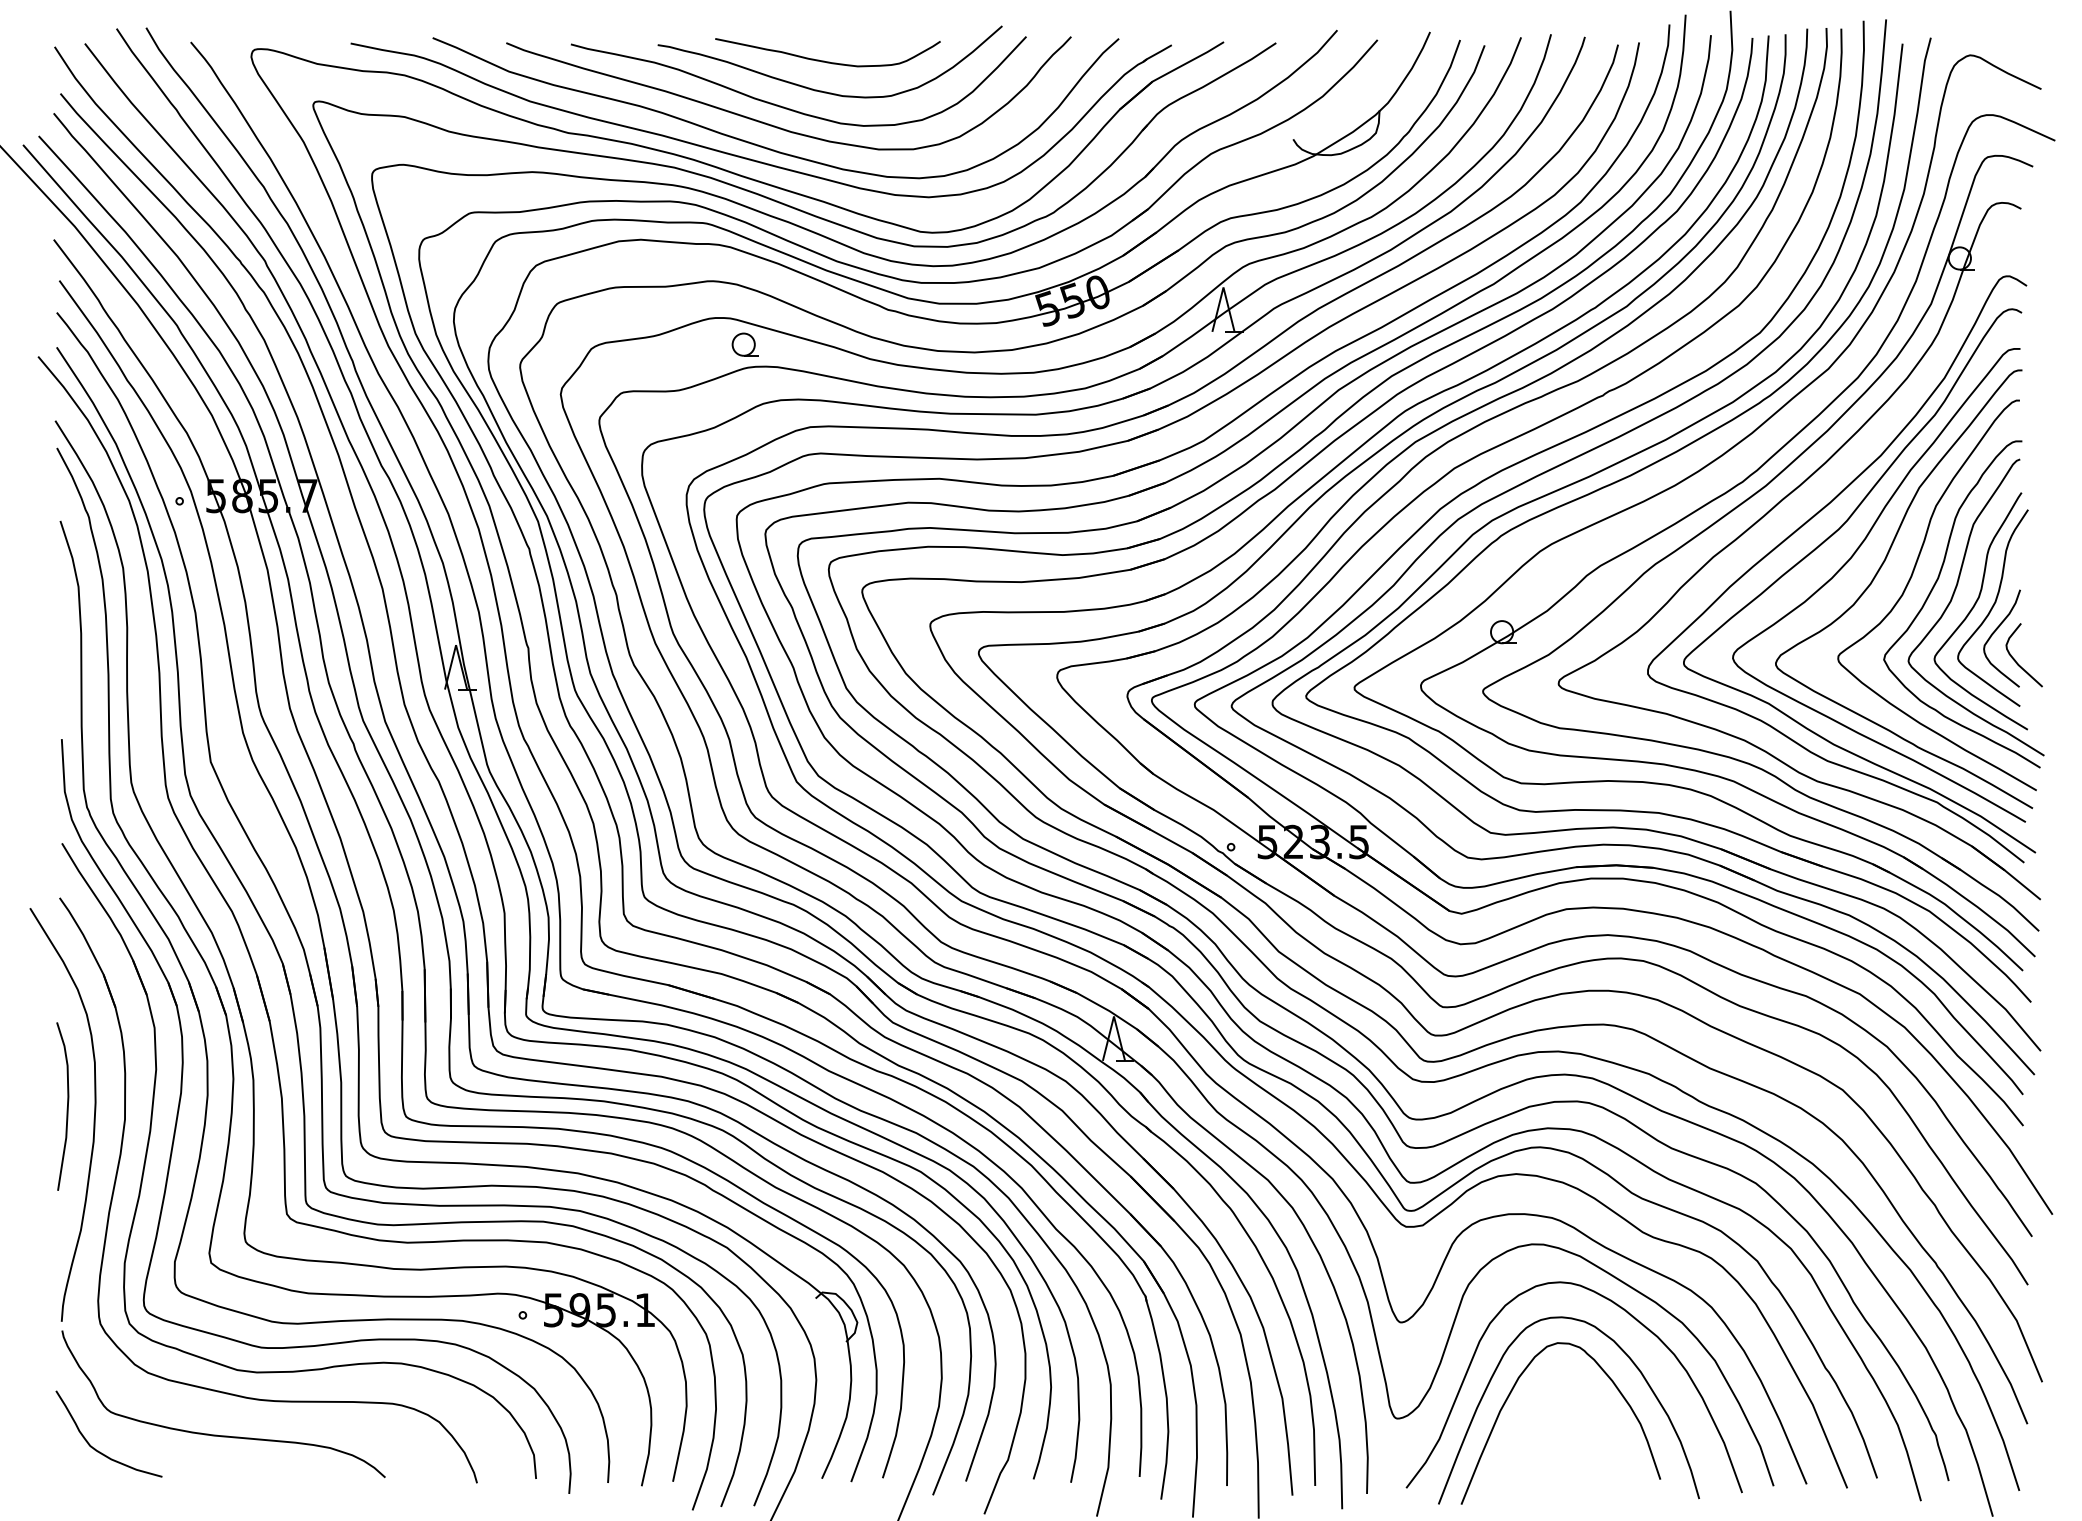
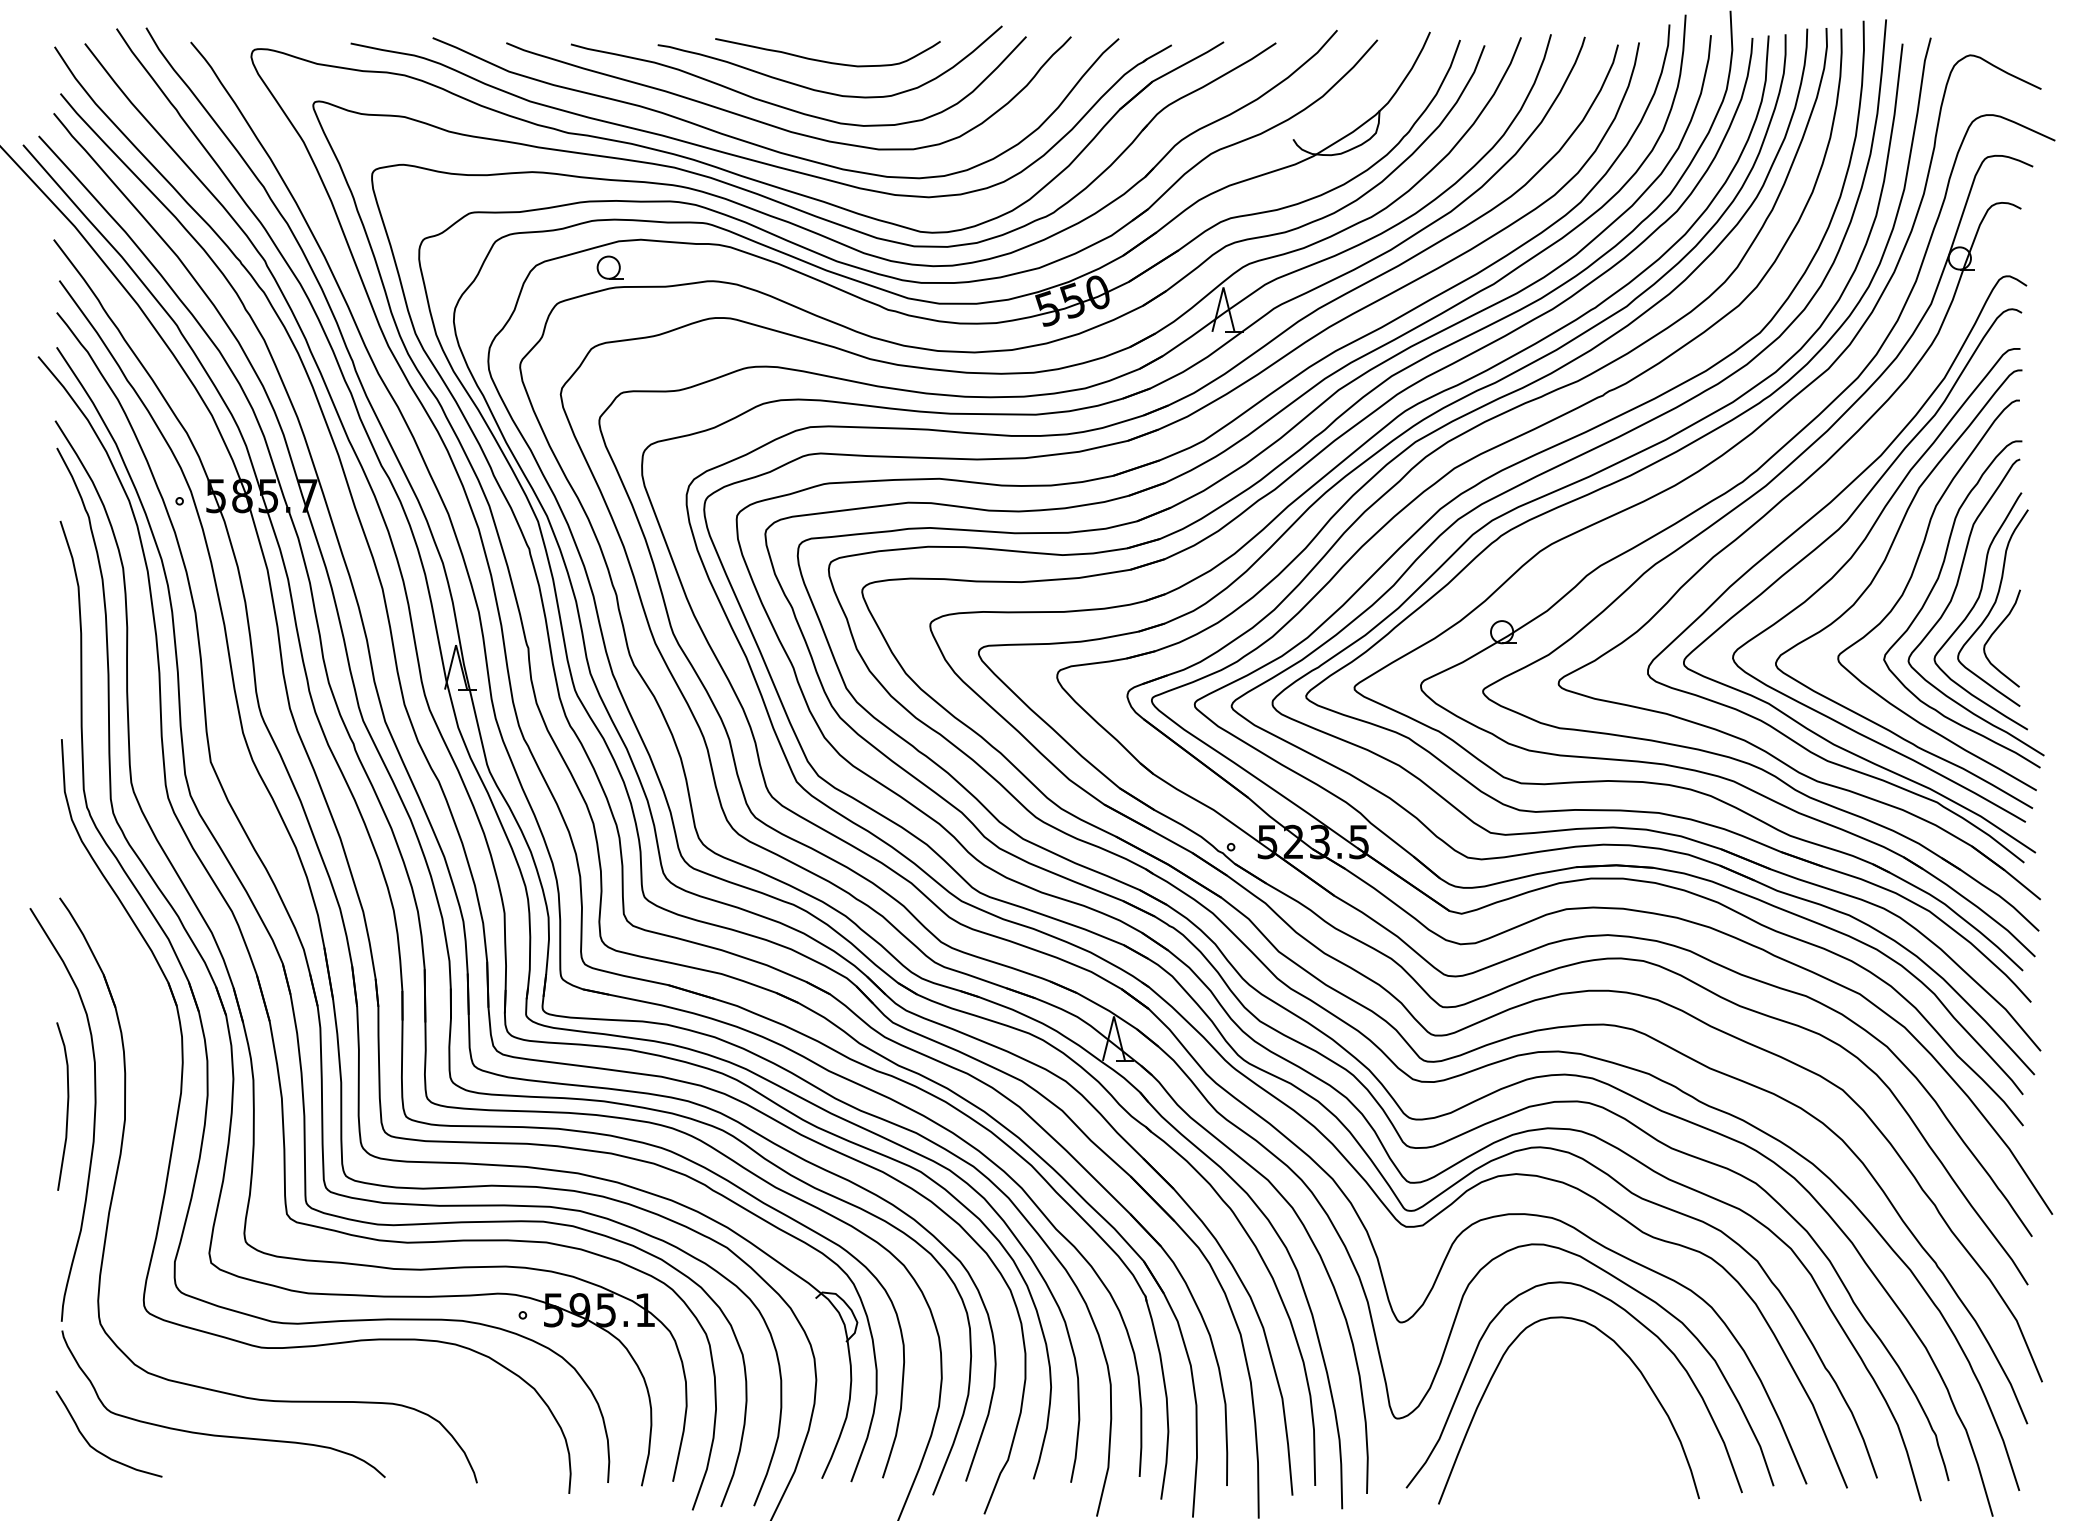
part position: (744, 344) -> (609, 267) (609, 267)
curve: present -> none (2016, 660)
part: present -> none (150, 1137)
curve: present -> none (1511, 1393)
